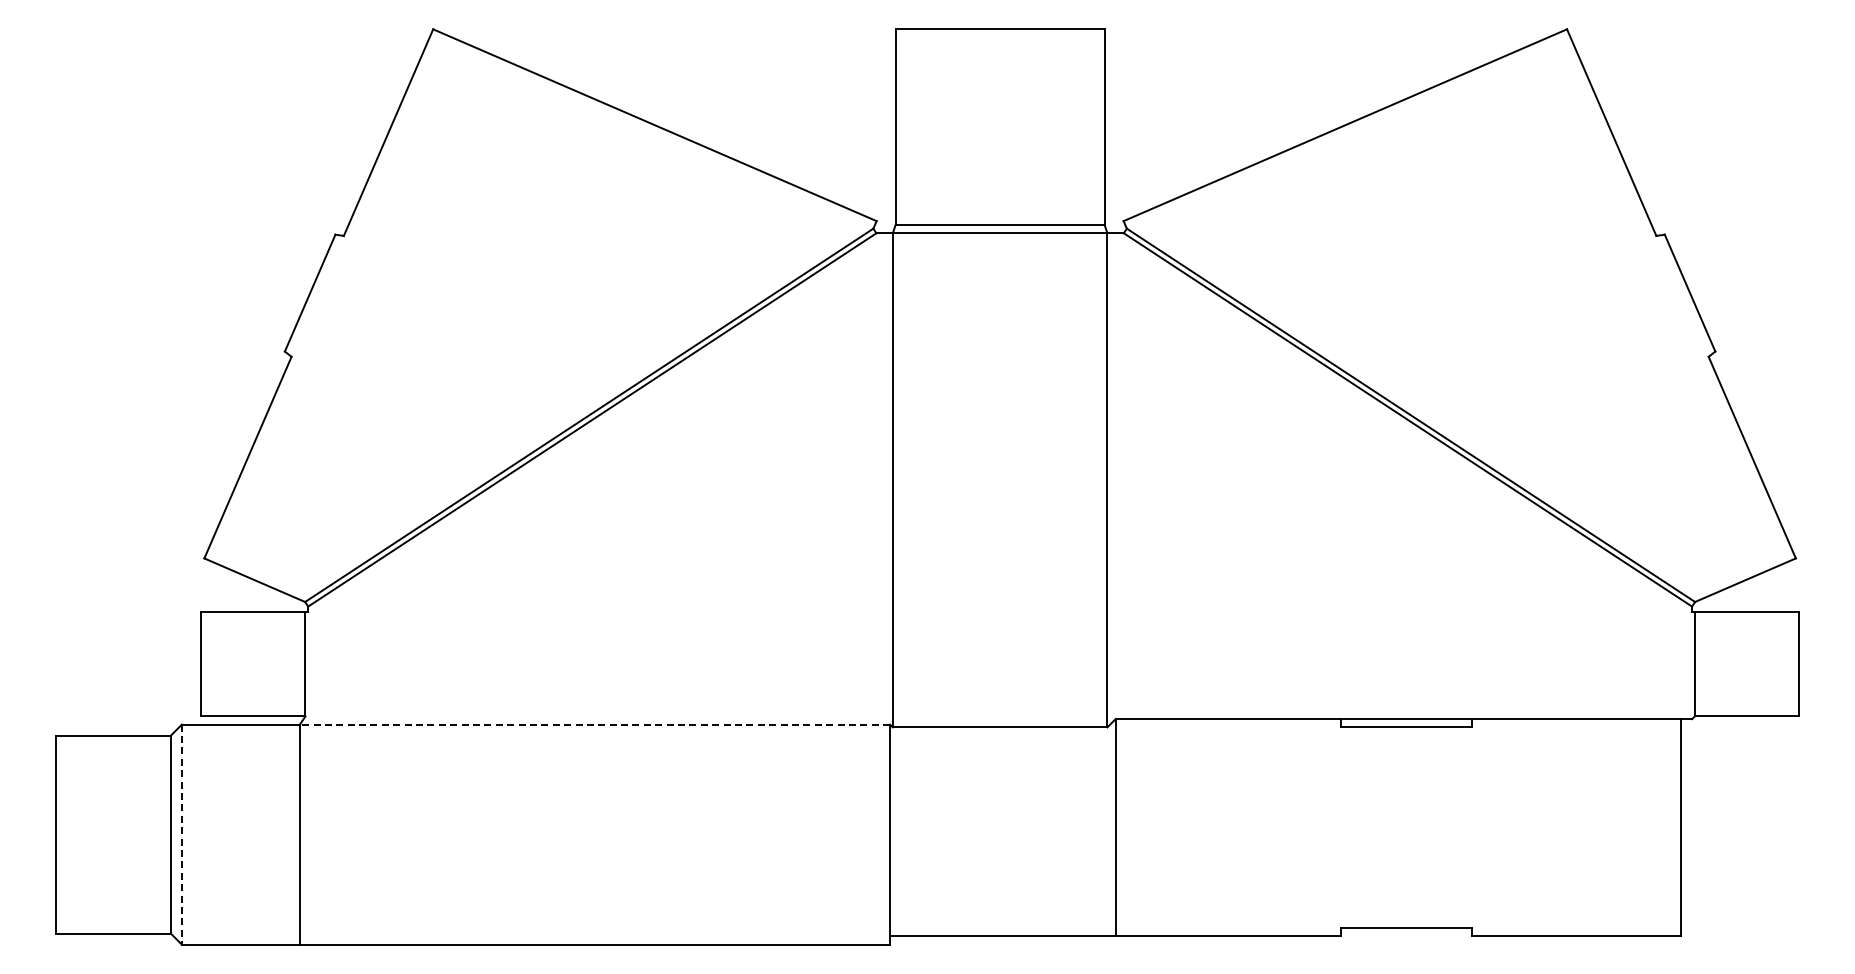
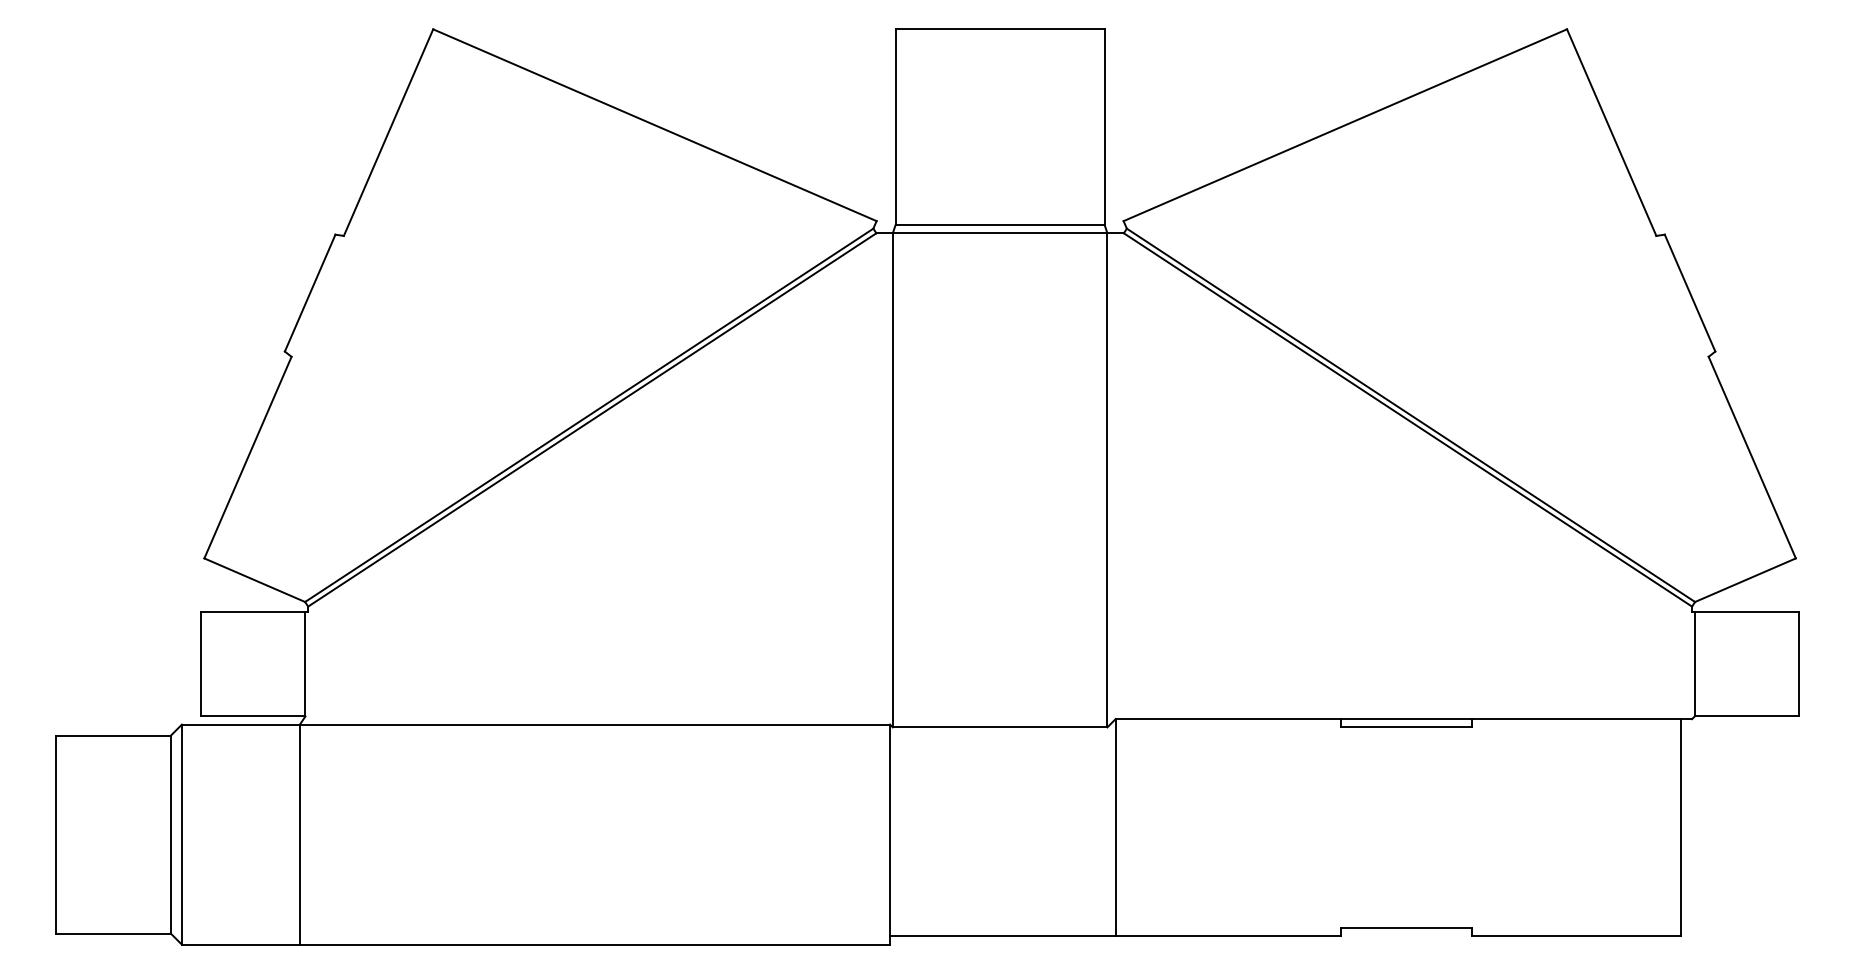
line: dashed -> solid (594, 724)
line: dashed -> solid (181, 835)
